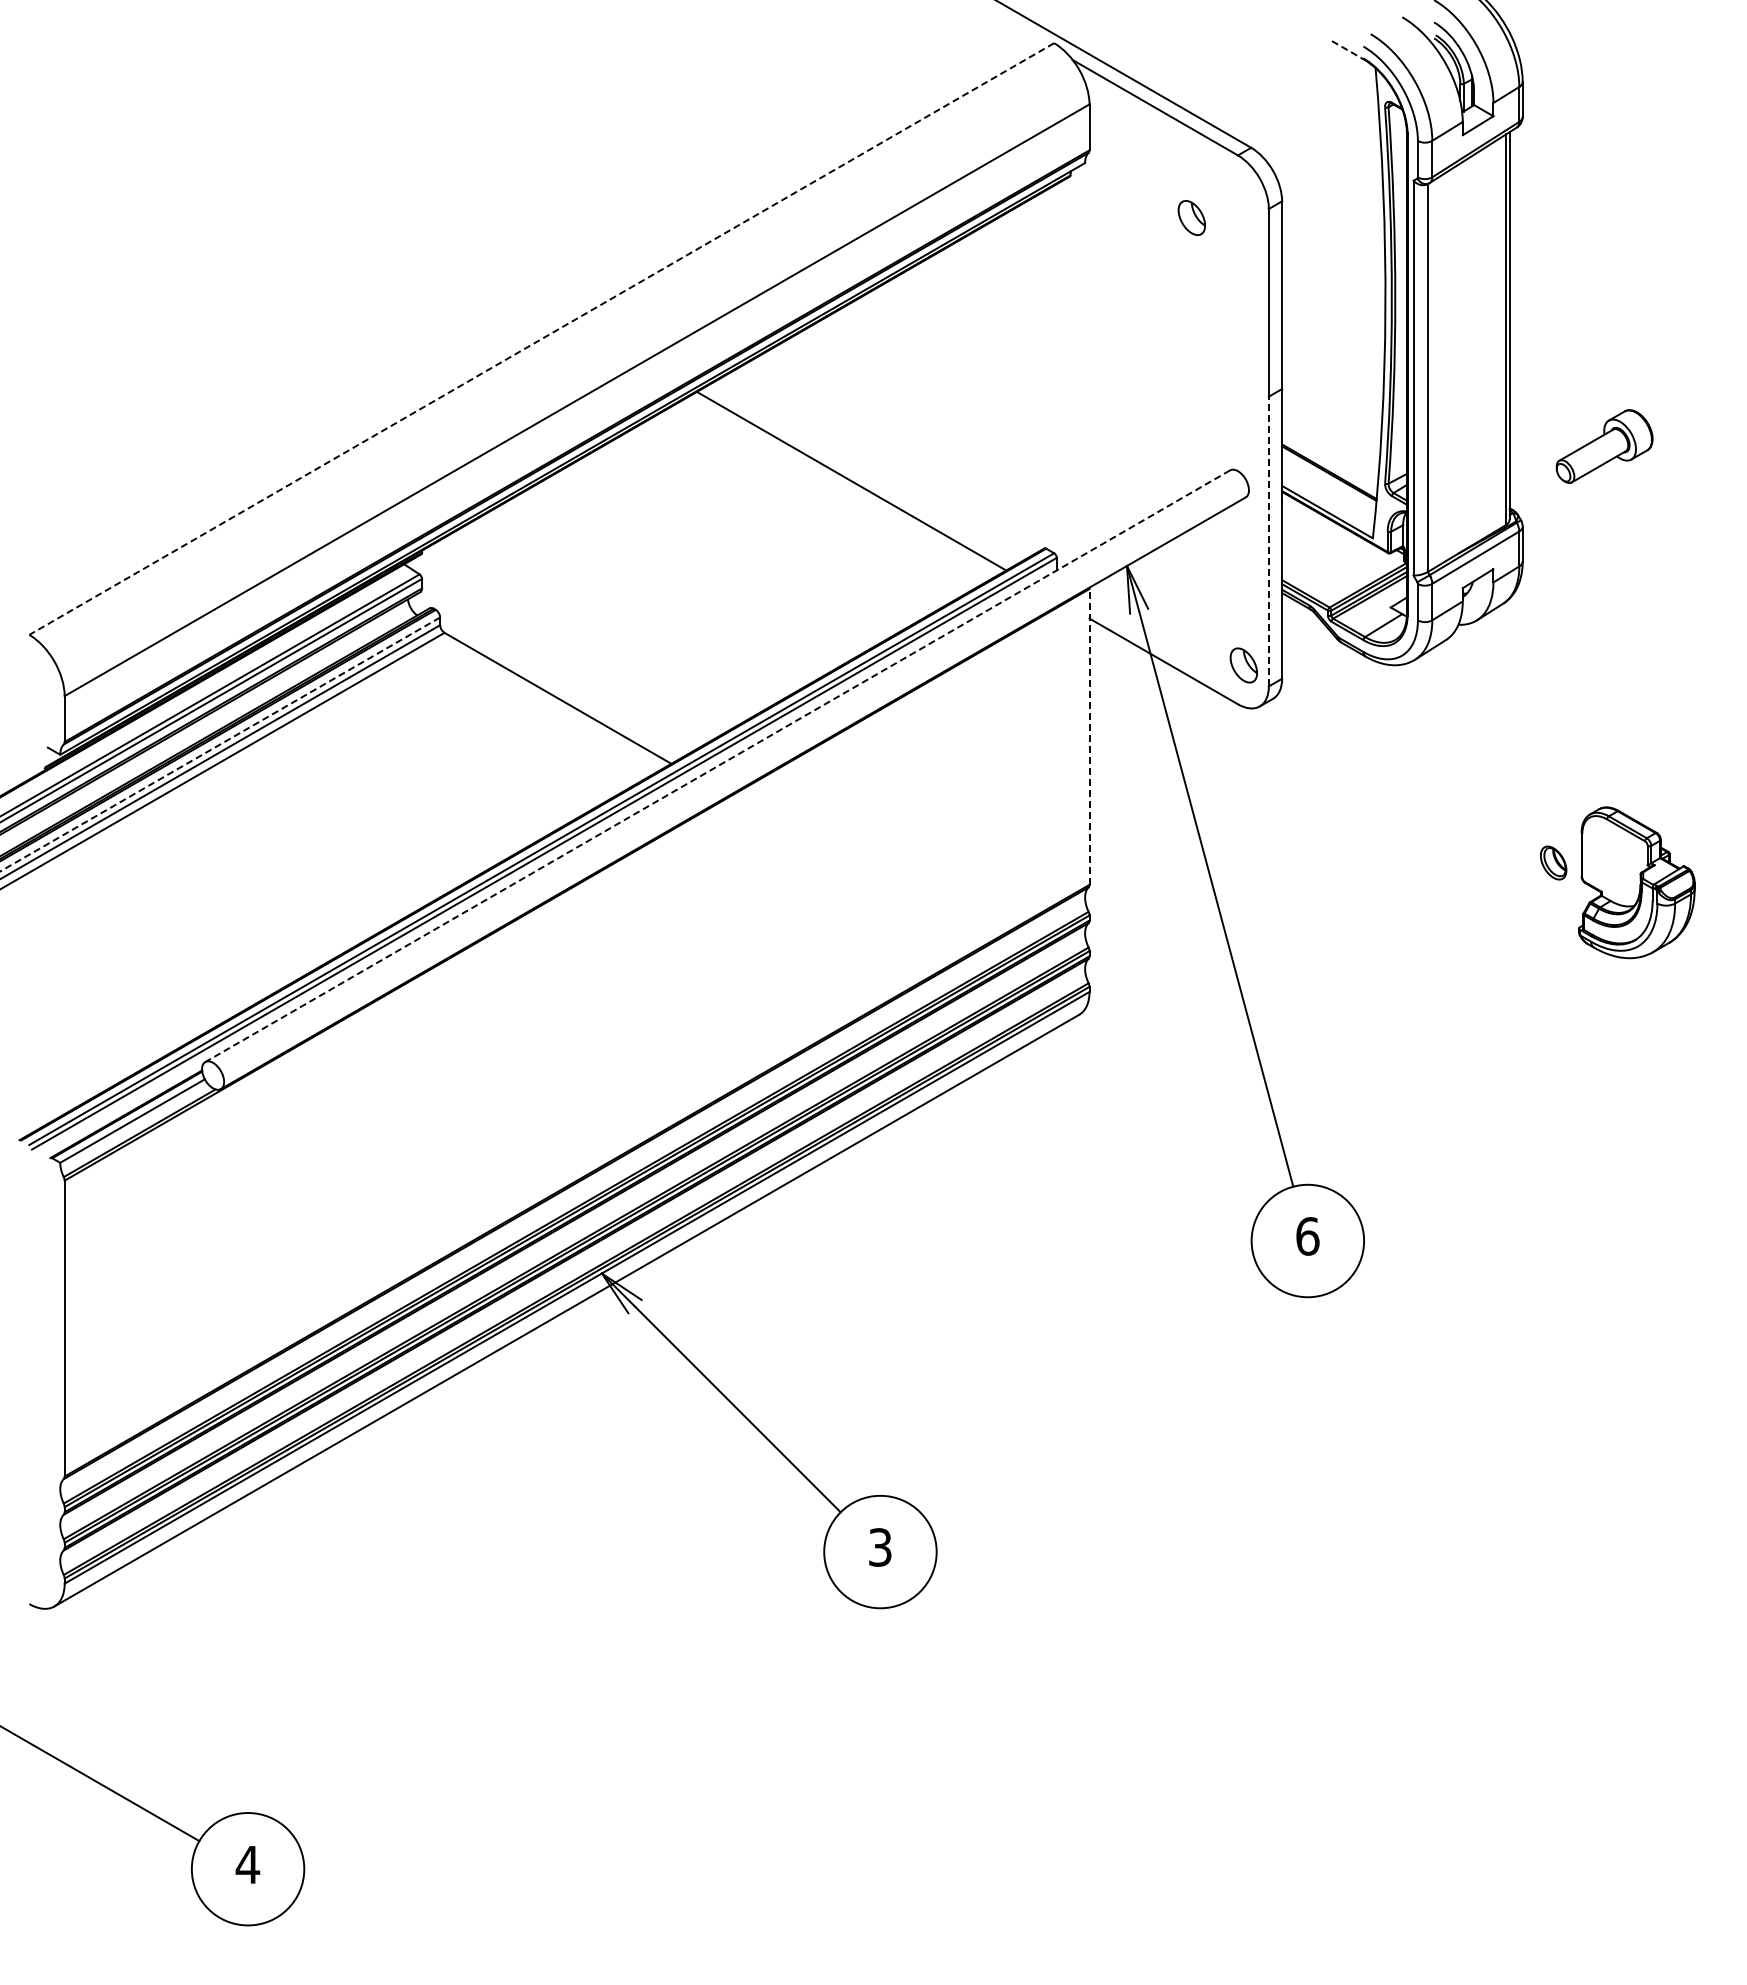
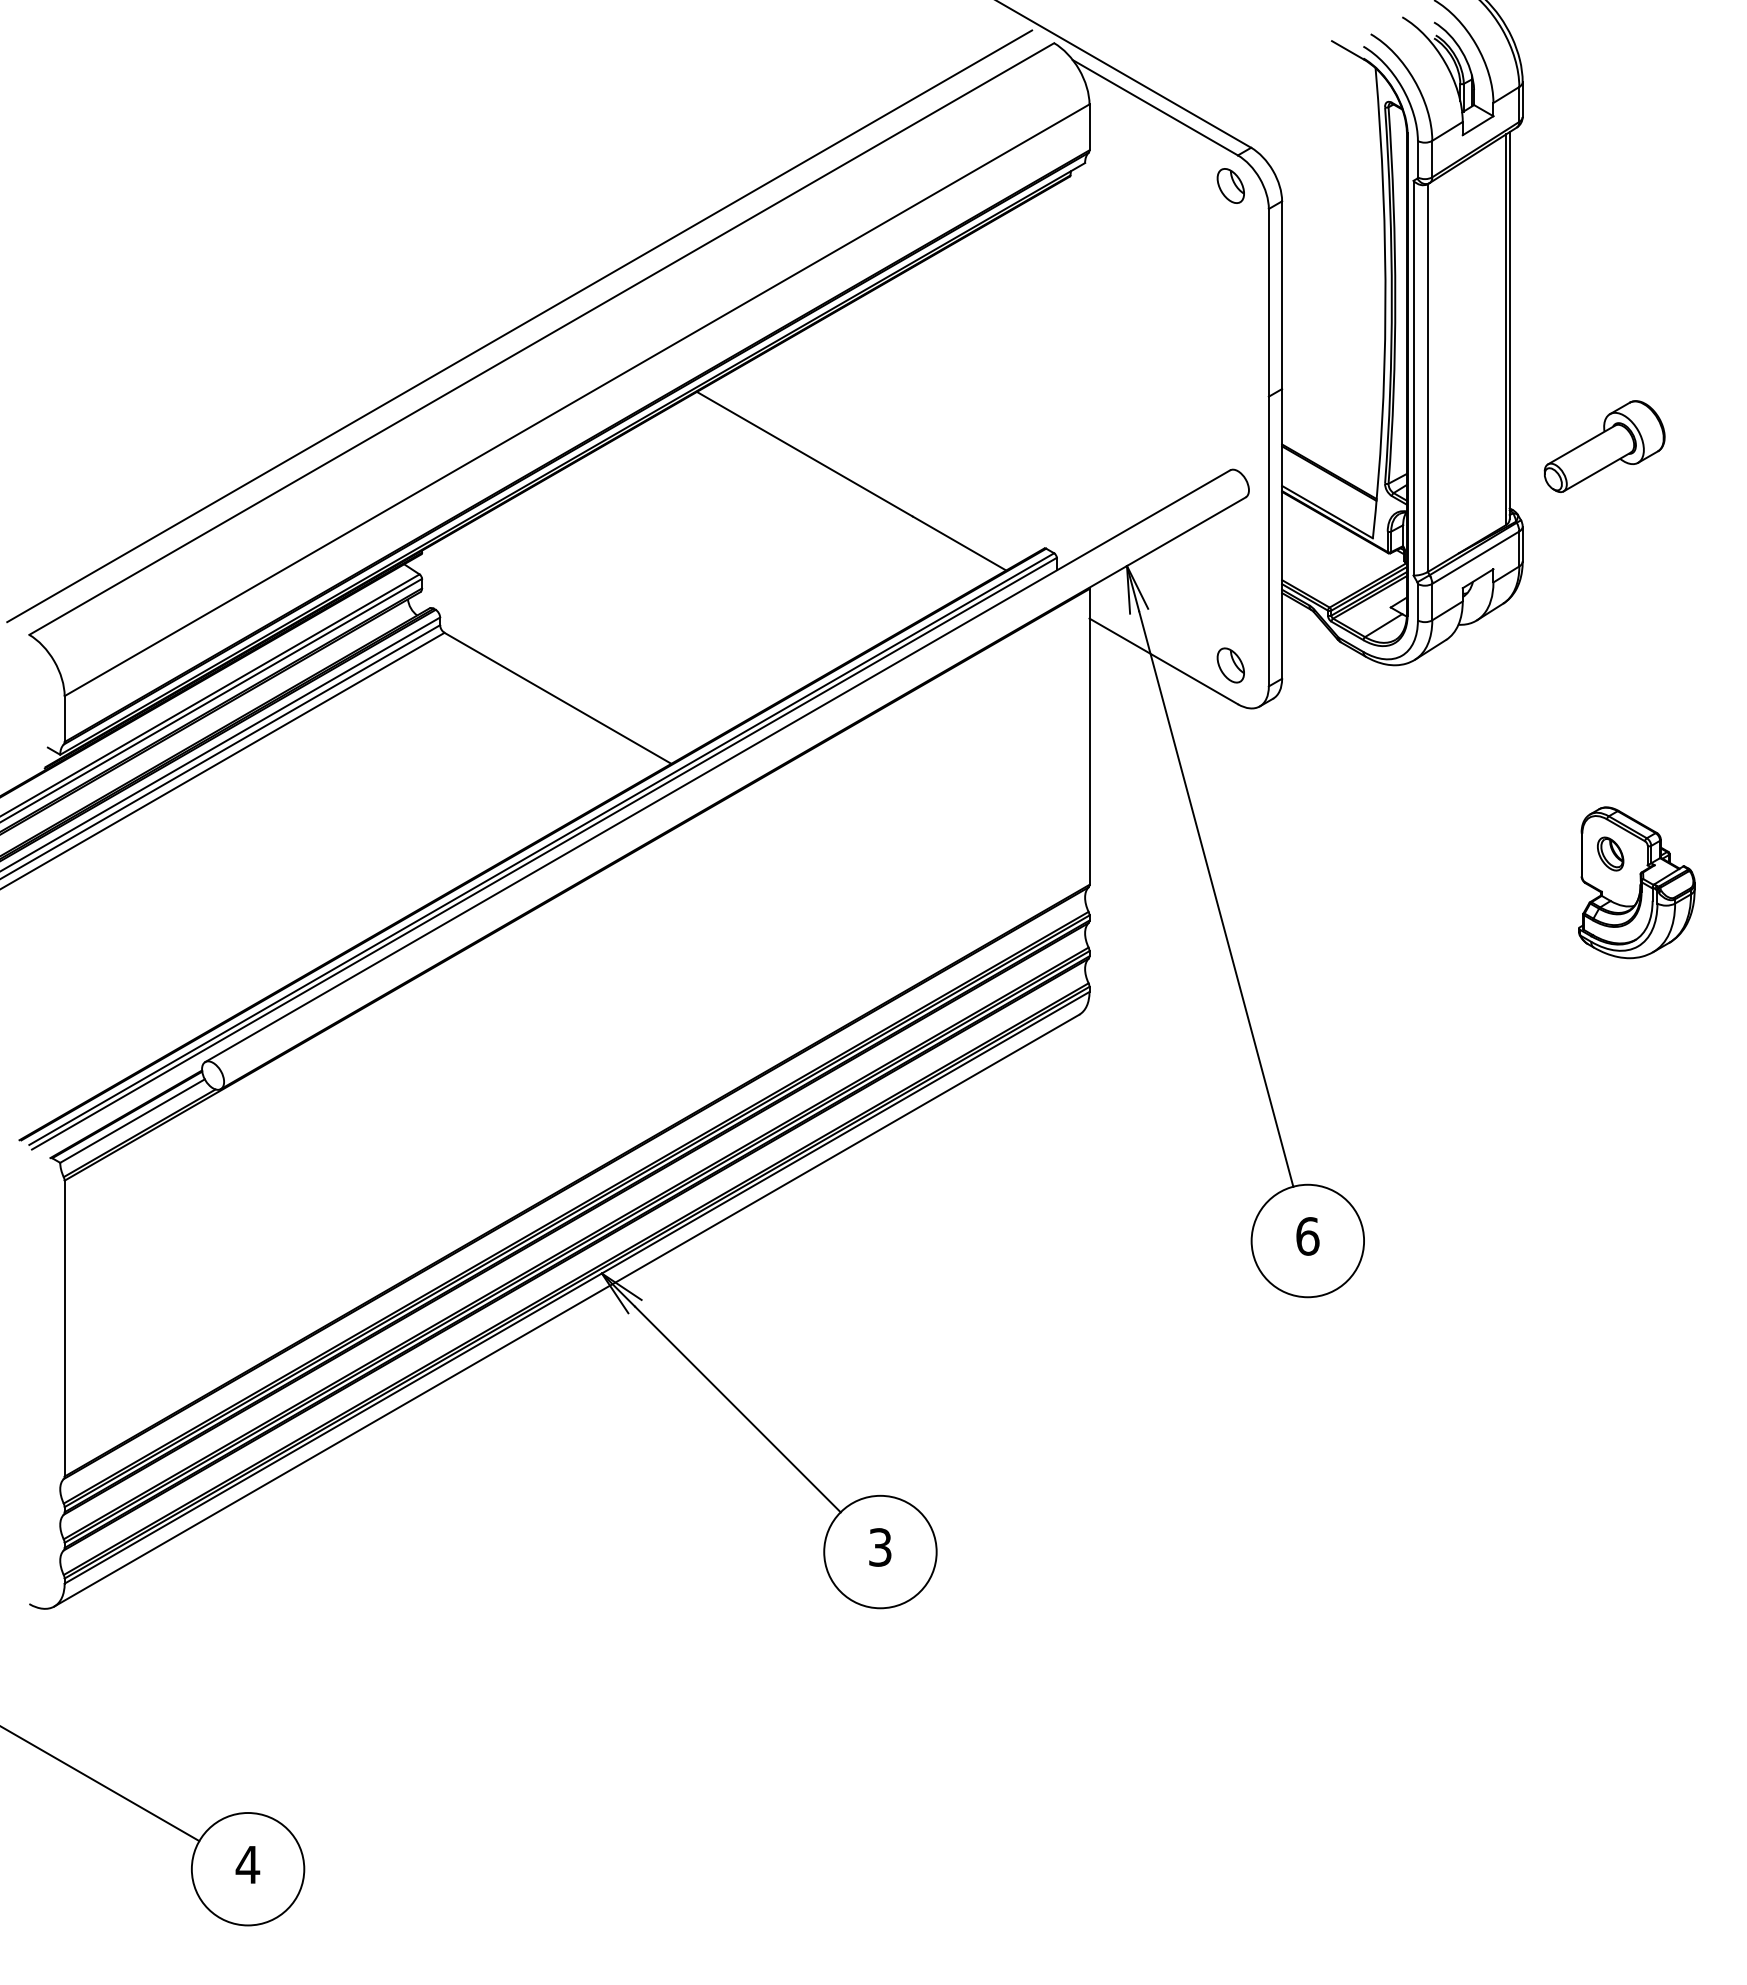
line: dashed -> solid (1348, 50)
part position: (1191, 217) -> (1230, 185) (1230, 185)
line: none -> present (519, 326)
line: dashed -> solid (541, 339)
part size: 99x75 px -> 123x93 px (1604, 446)
line: dashed -> solid (1268, 541)
part position: (1243, 665) -> (1230, 665) (1230, 665)
line: dashed -> solid (1089, 736)
line: dashed -> solid (220, 744)
line: dashed -> solid (717, 766)
part position: (1553, 862) -> (1610, 853) (1610, 853)
